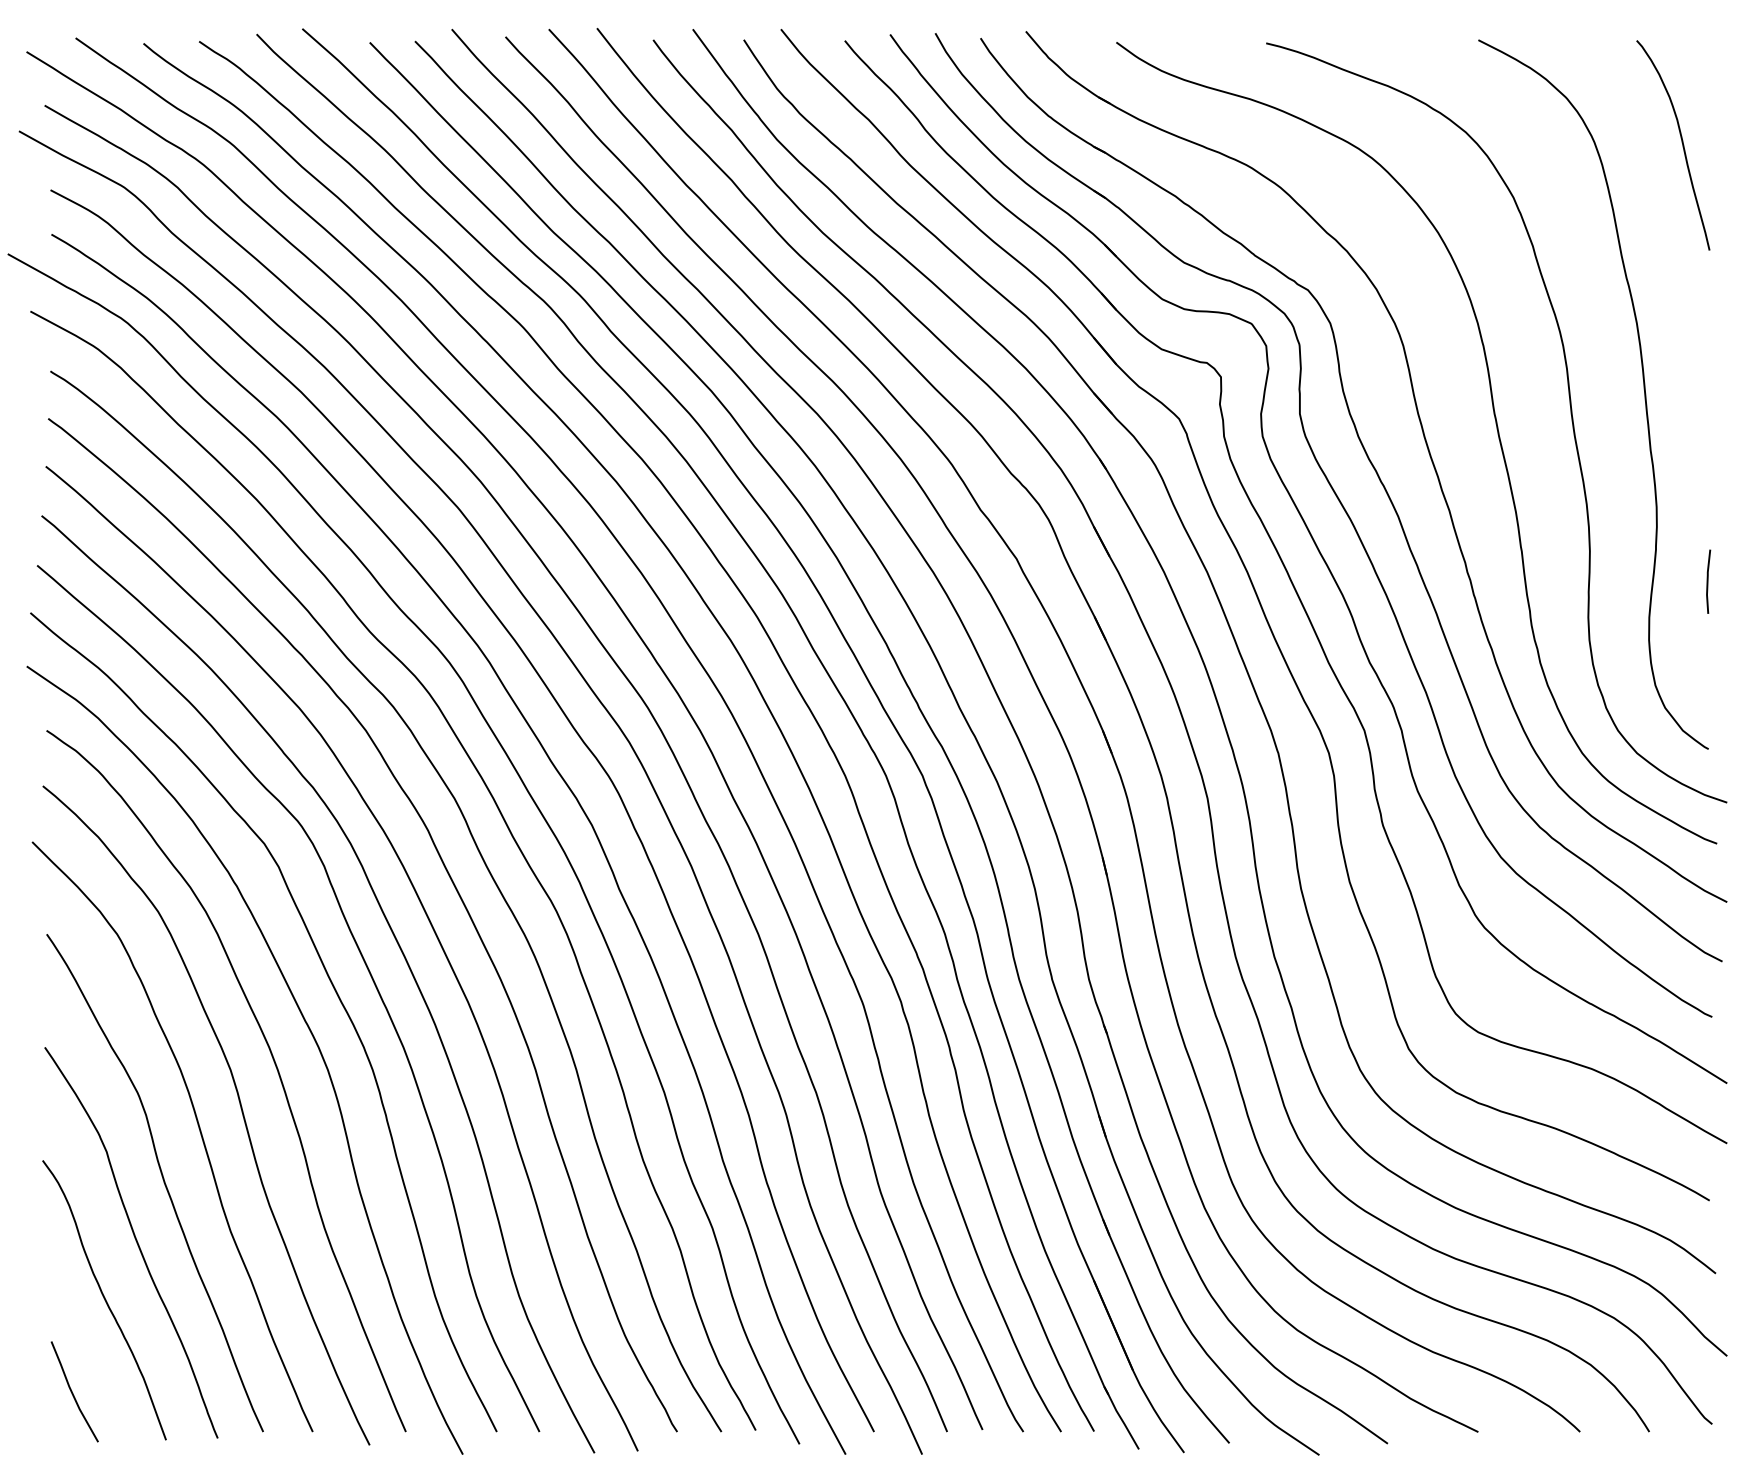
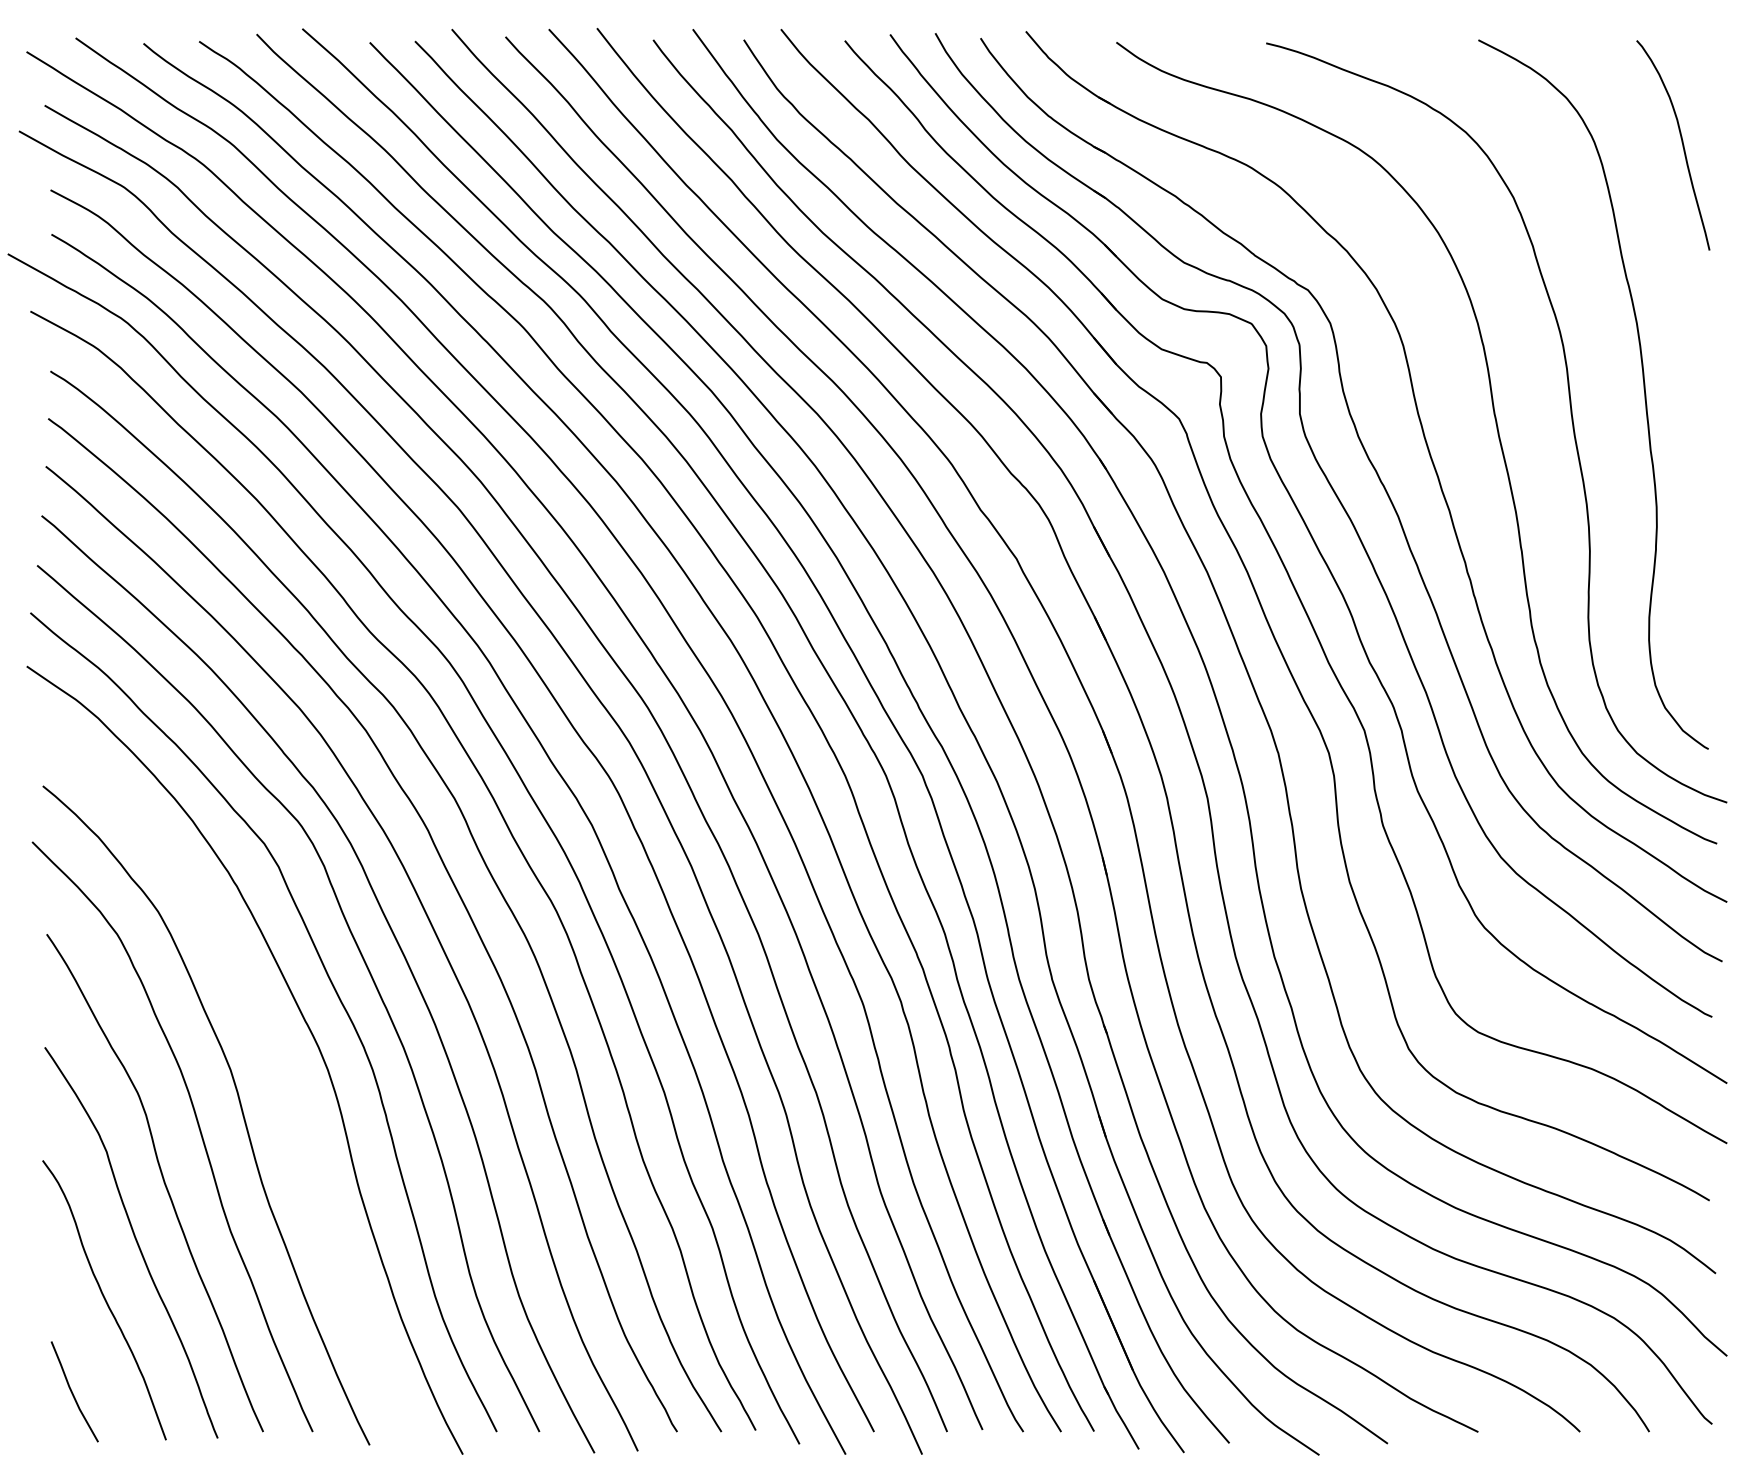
line: present -> none (1708, 581)
curve: present -> none (274, 1064)
